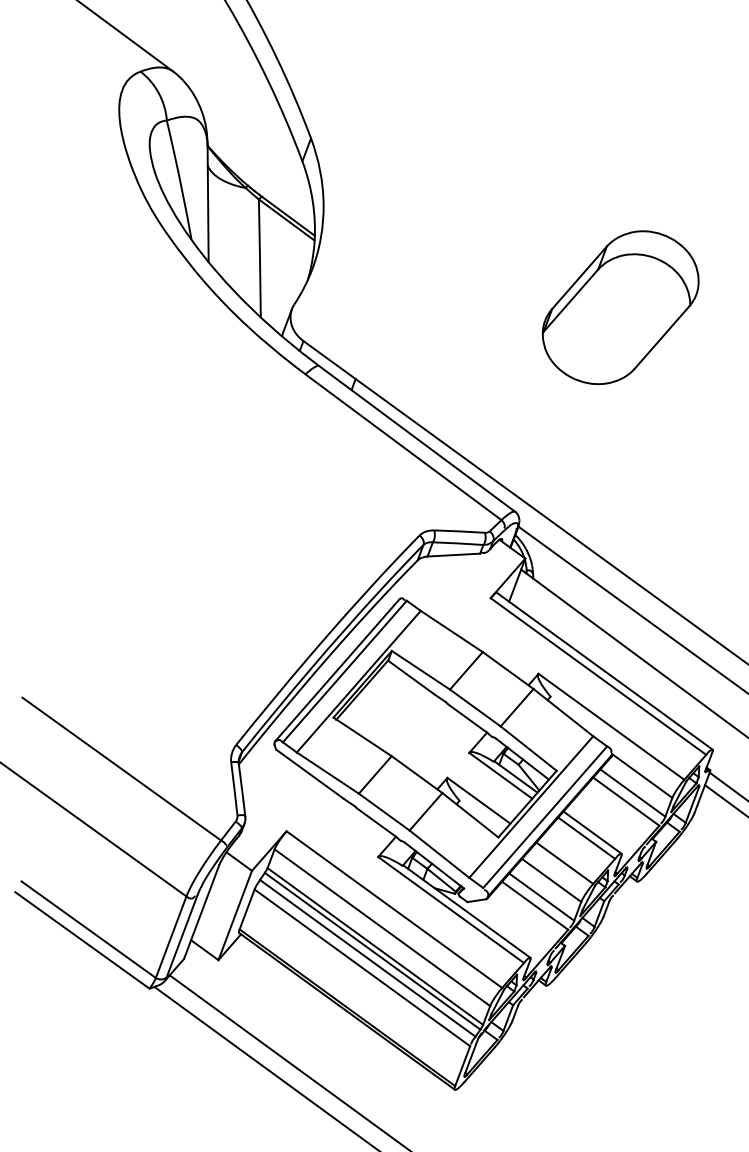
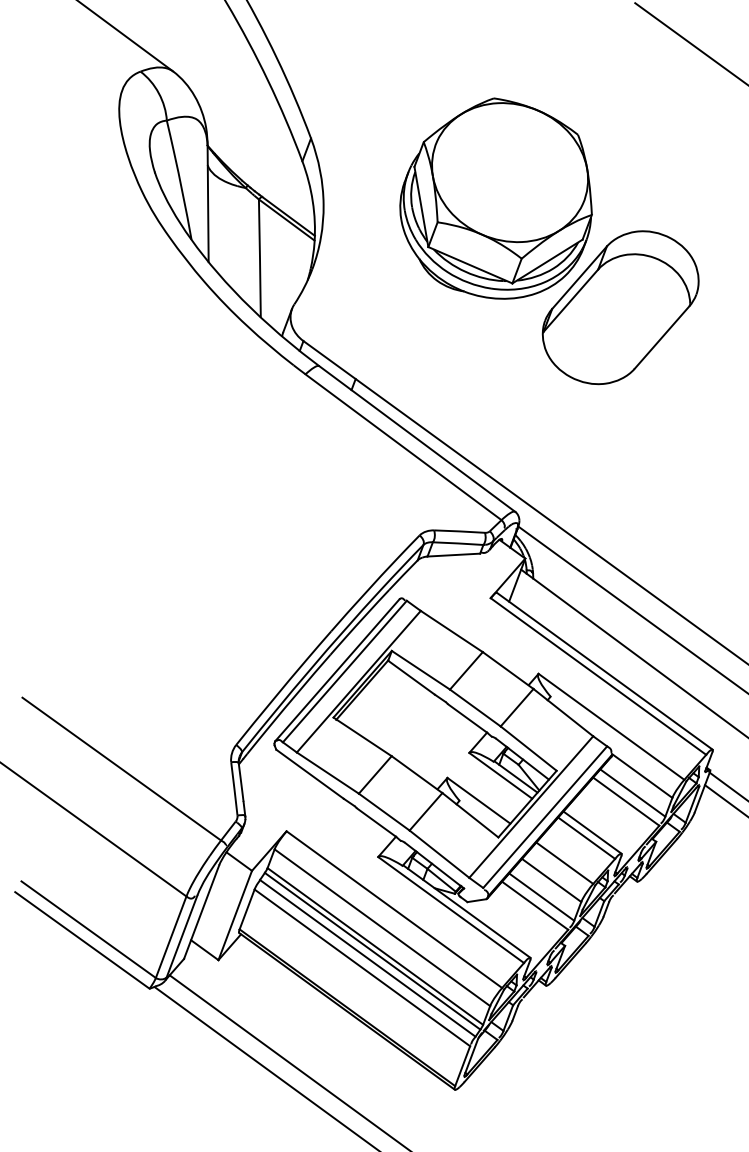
line: none -> present (690, 43)
part: none -> present (495, 198)
